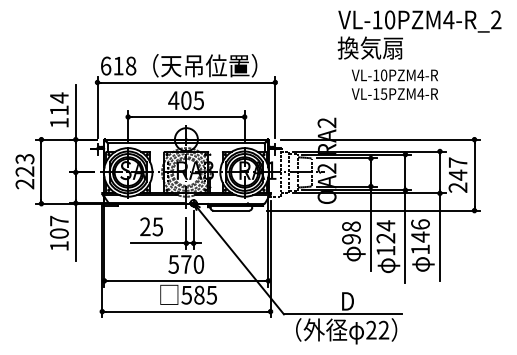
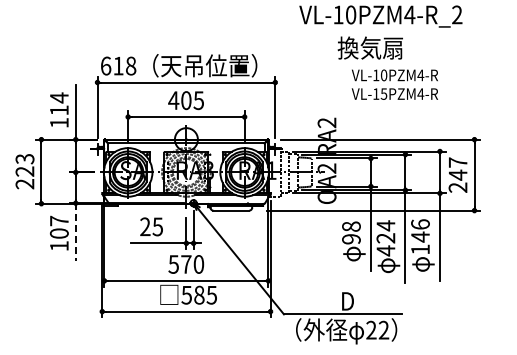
text position: (419, 21) -> (380, 16) (380, 16)
line: solid -> dashed (75, 231)
text: 124 -> 424 (385, 250)
